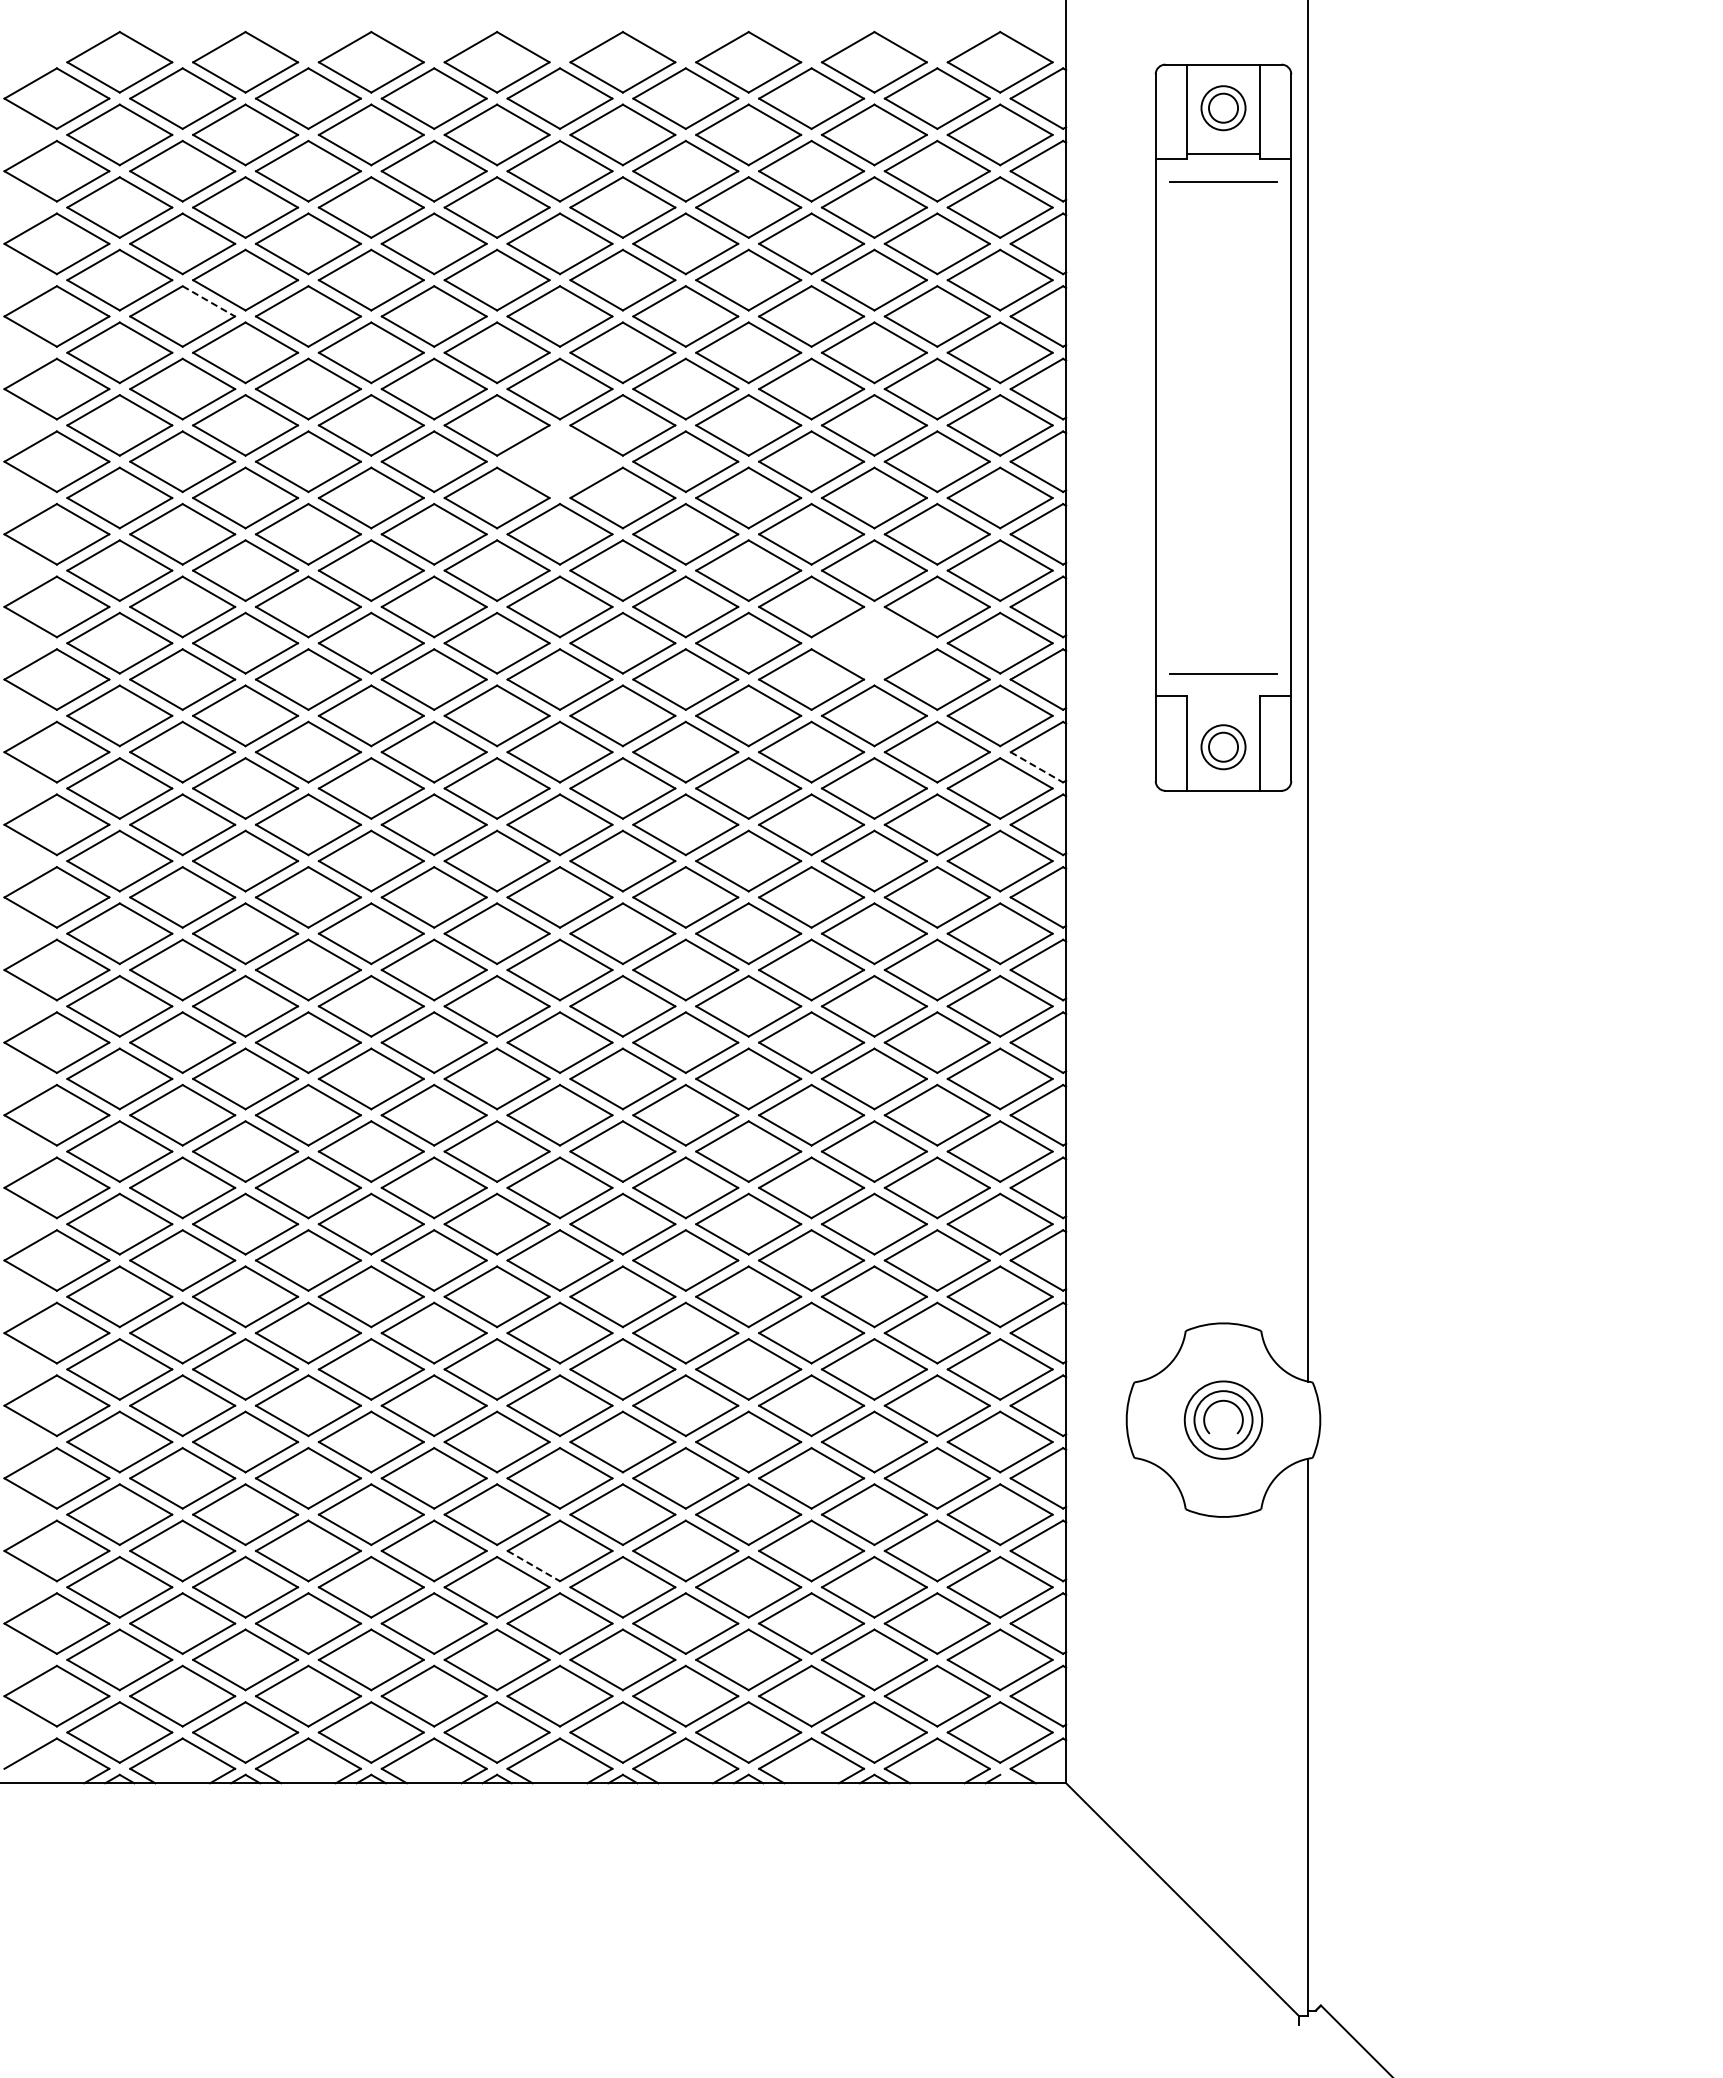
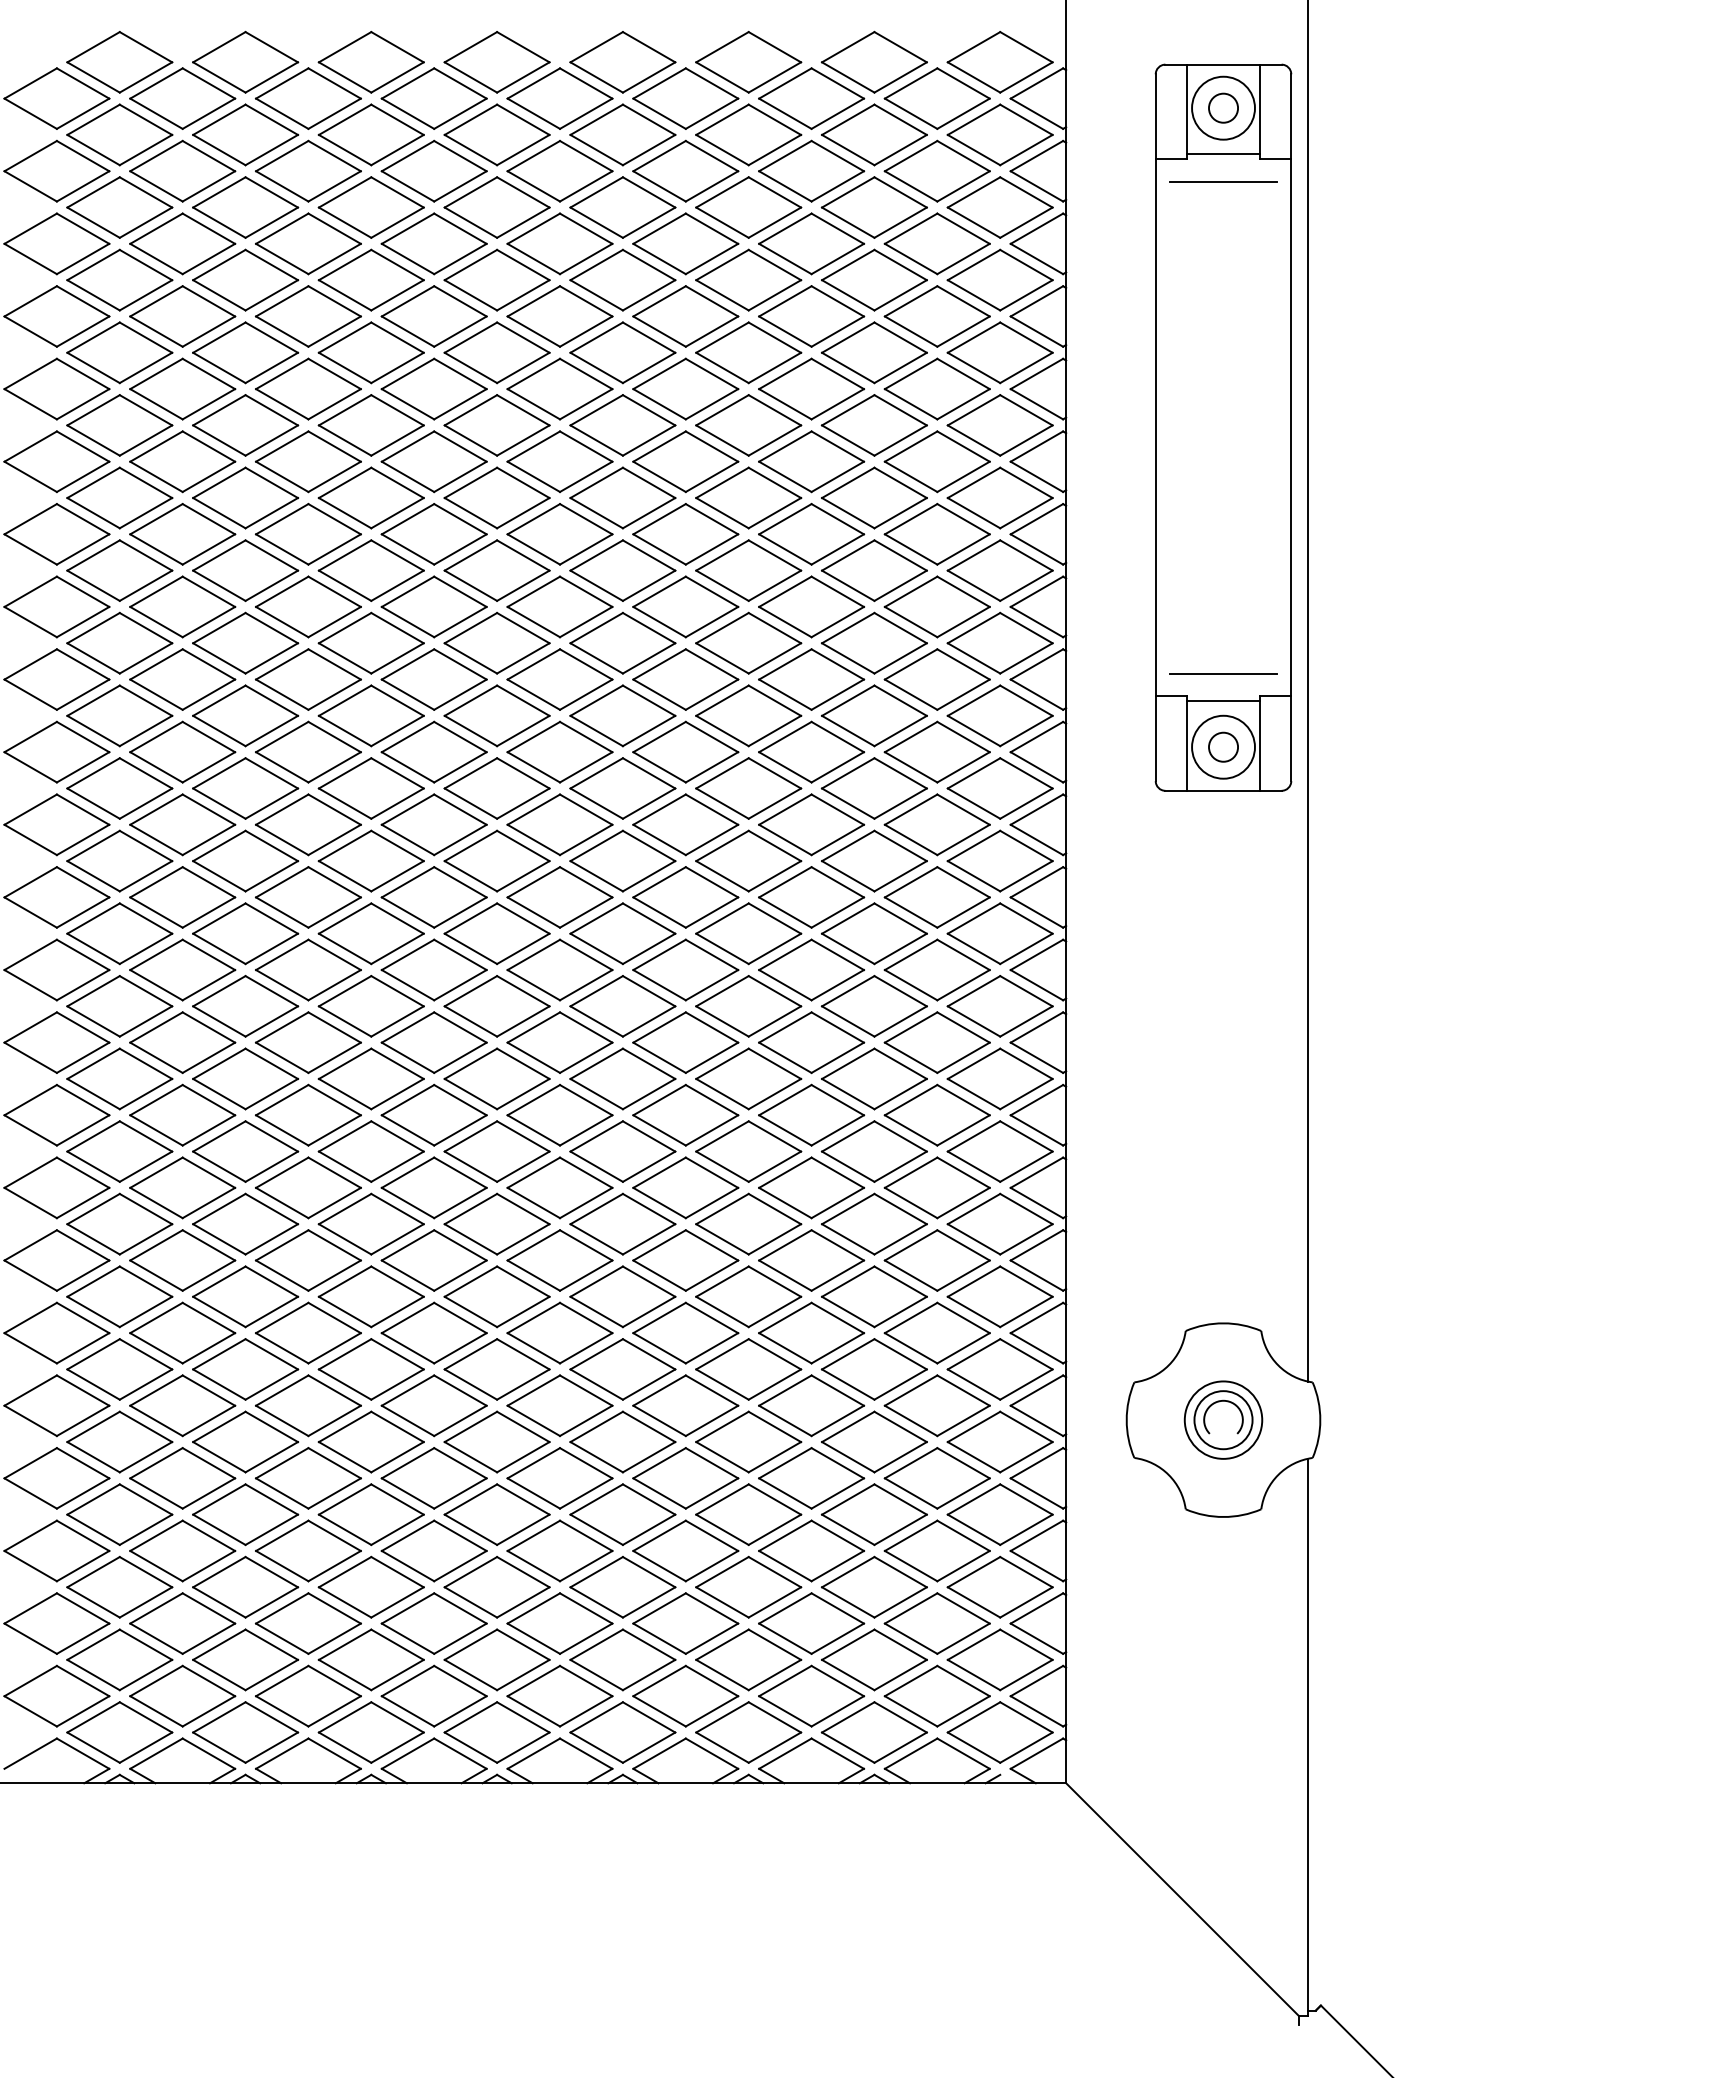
circle diameter: 44 px -> 63 px (1223, 107)
line: dashed -> solid (209, 301)
part: none -> present (559, 461)
part: none -> present (874, 642)
line: none -> present (1223, 701)
circle diameter: 44 px -> 63 px (1223, 746)
line: dashed -> solid (1037, 767)
line: dashed -> solid (534, 1566)
